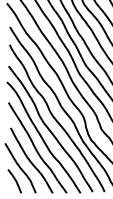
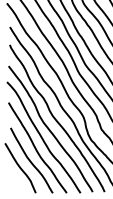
curve: present -> none (14, 180)
